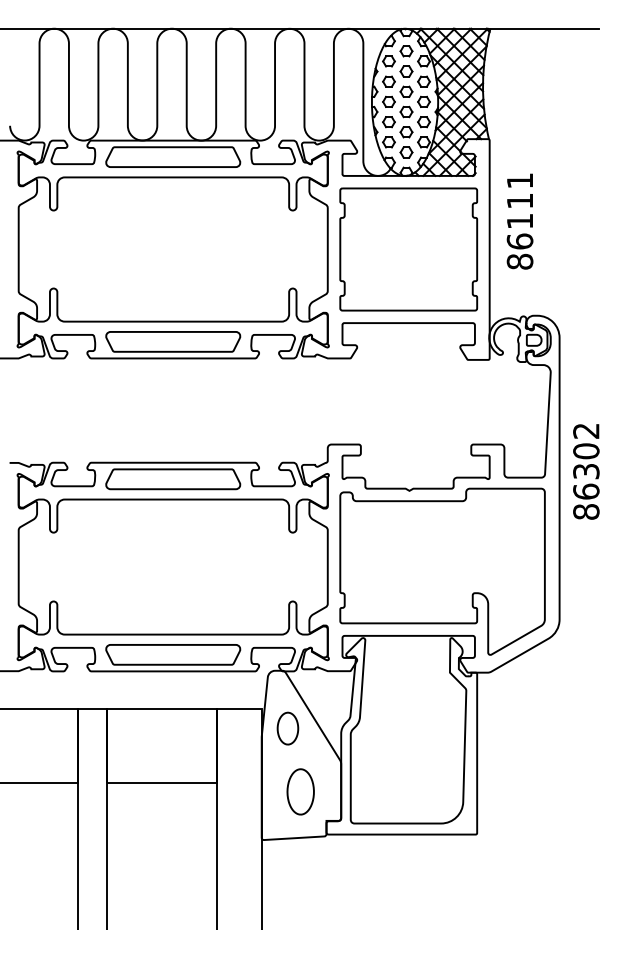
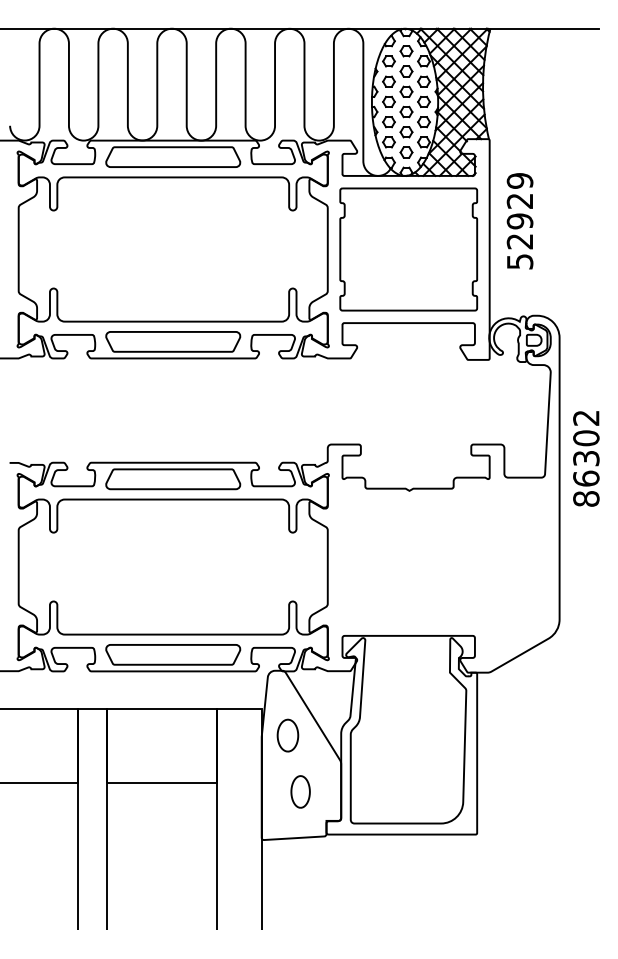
text: 86111 -> 52929 (519, 221)
text position: (586, 471) -> (586, 458) (586, 458)
part: present -> none (442, 571)
part position: (287, 728) -> (287, 735) (287, 735)
part size: 29x48 px -> 21x34 px (300, 791)
